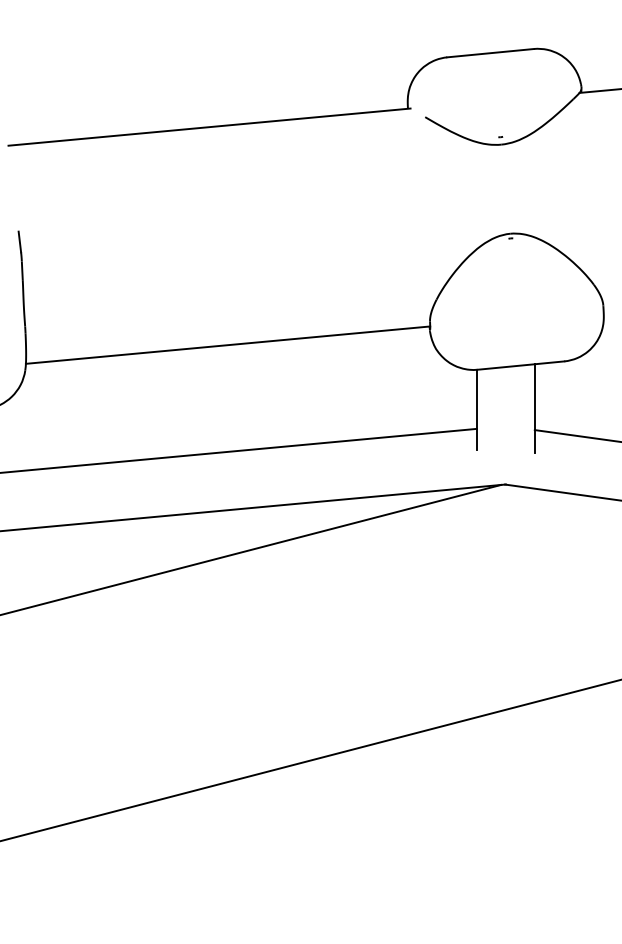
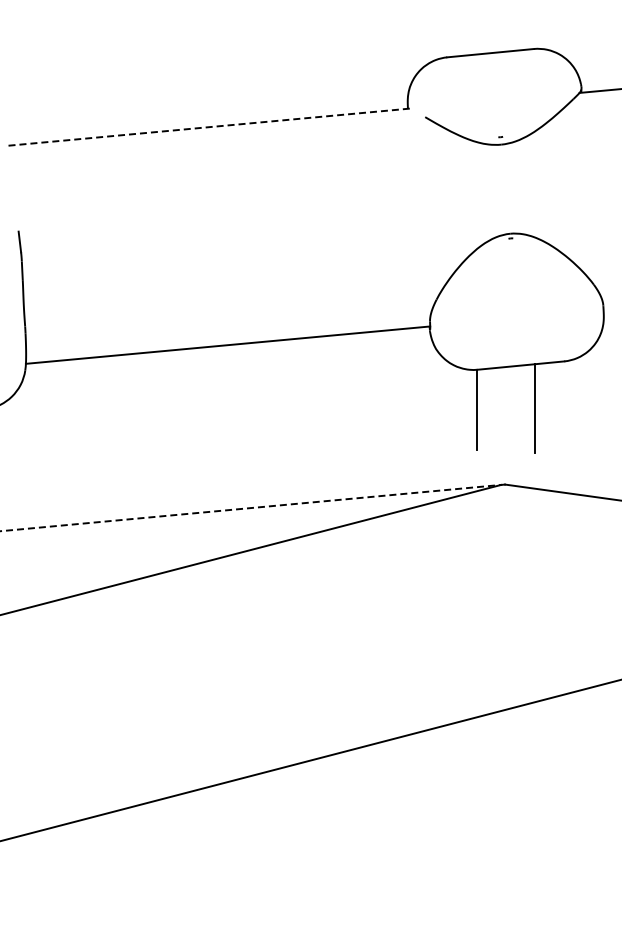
line: solid -> dashed (209, 127)
line: present -> none (576, 435)
line: present -> none (239, 450)
line: solid -> dashed (253, 507)
